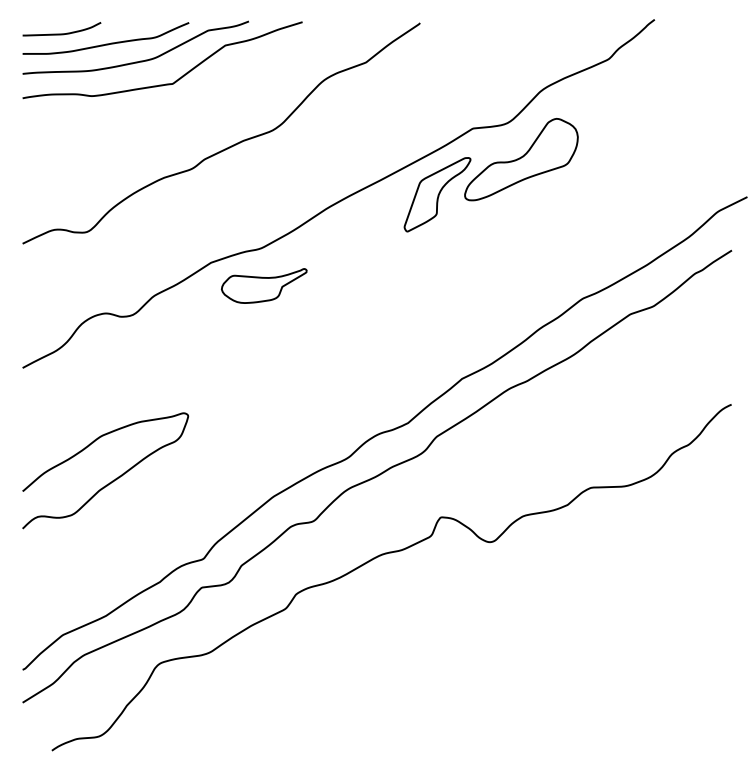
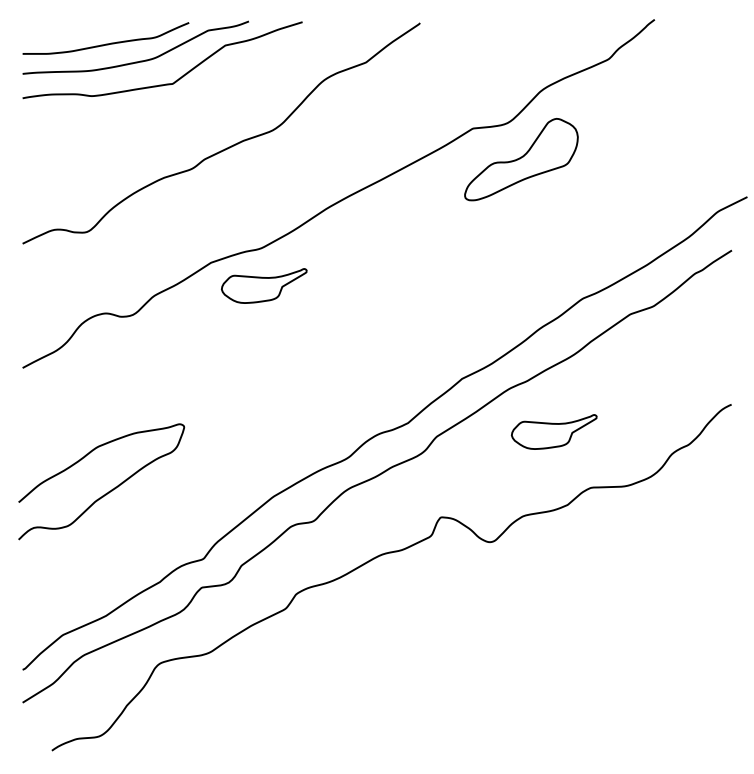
curve: present -> none (61, 33)
part: present -> none (437, 194)
part: none -> present (553, 431)
curve position: (112, 480) -> (108, 491) (108, 491)
